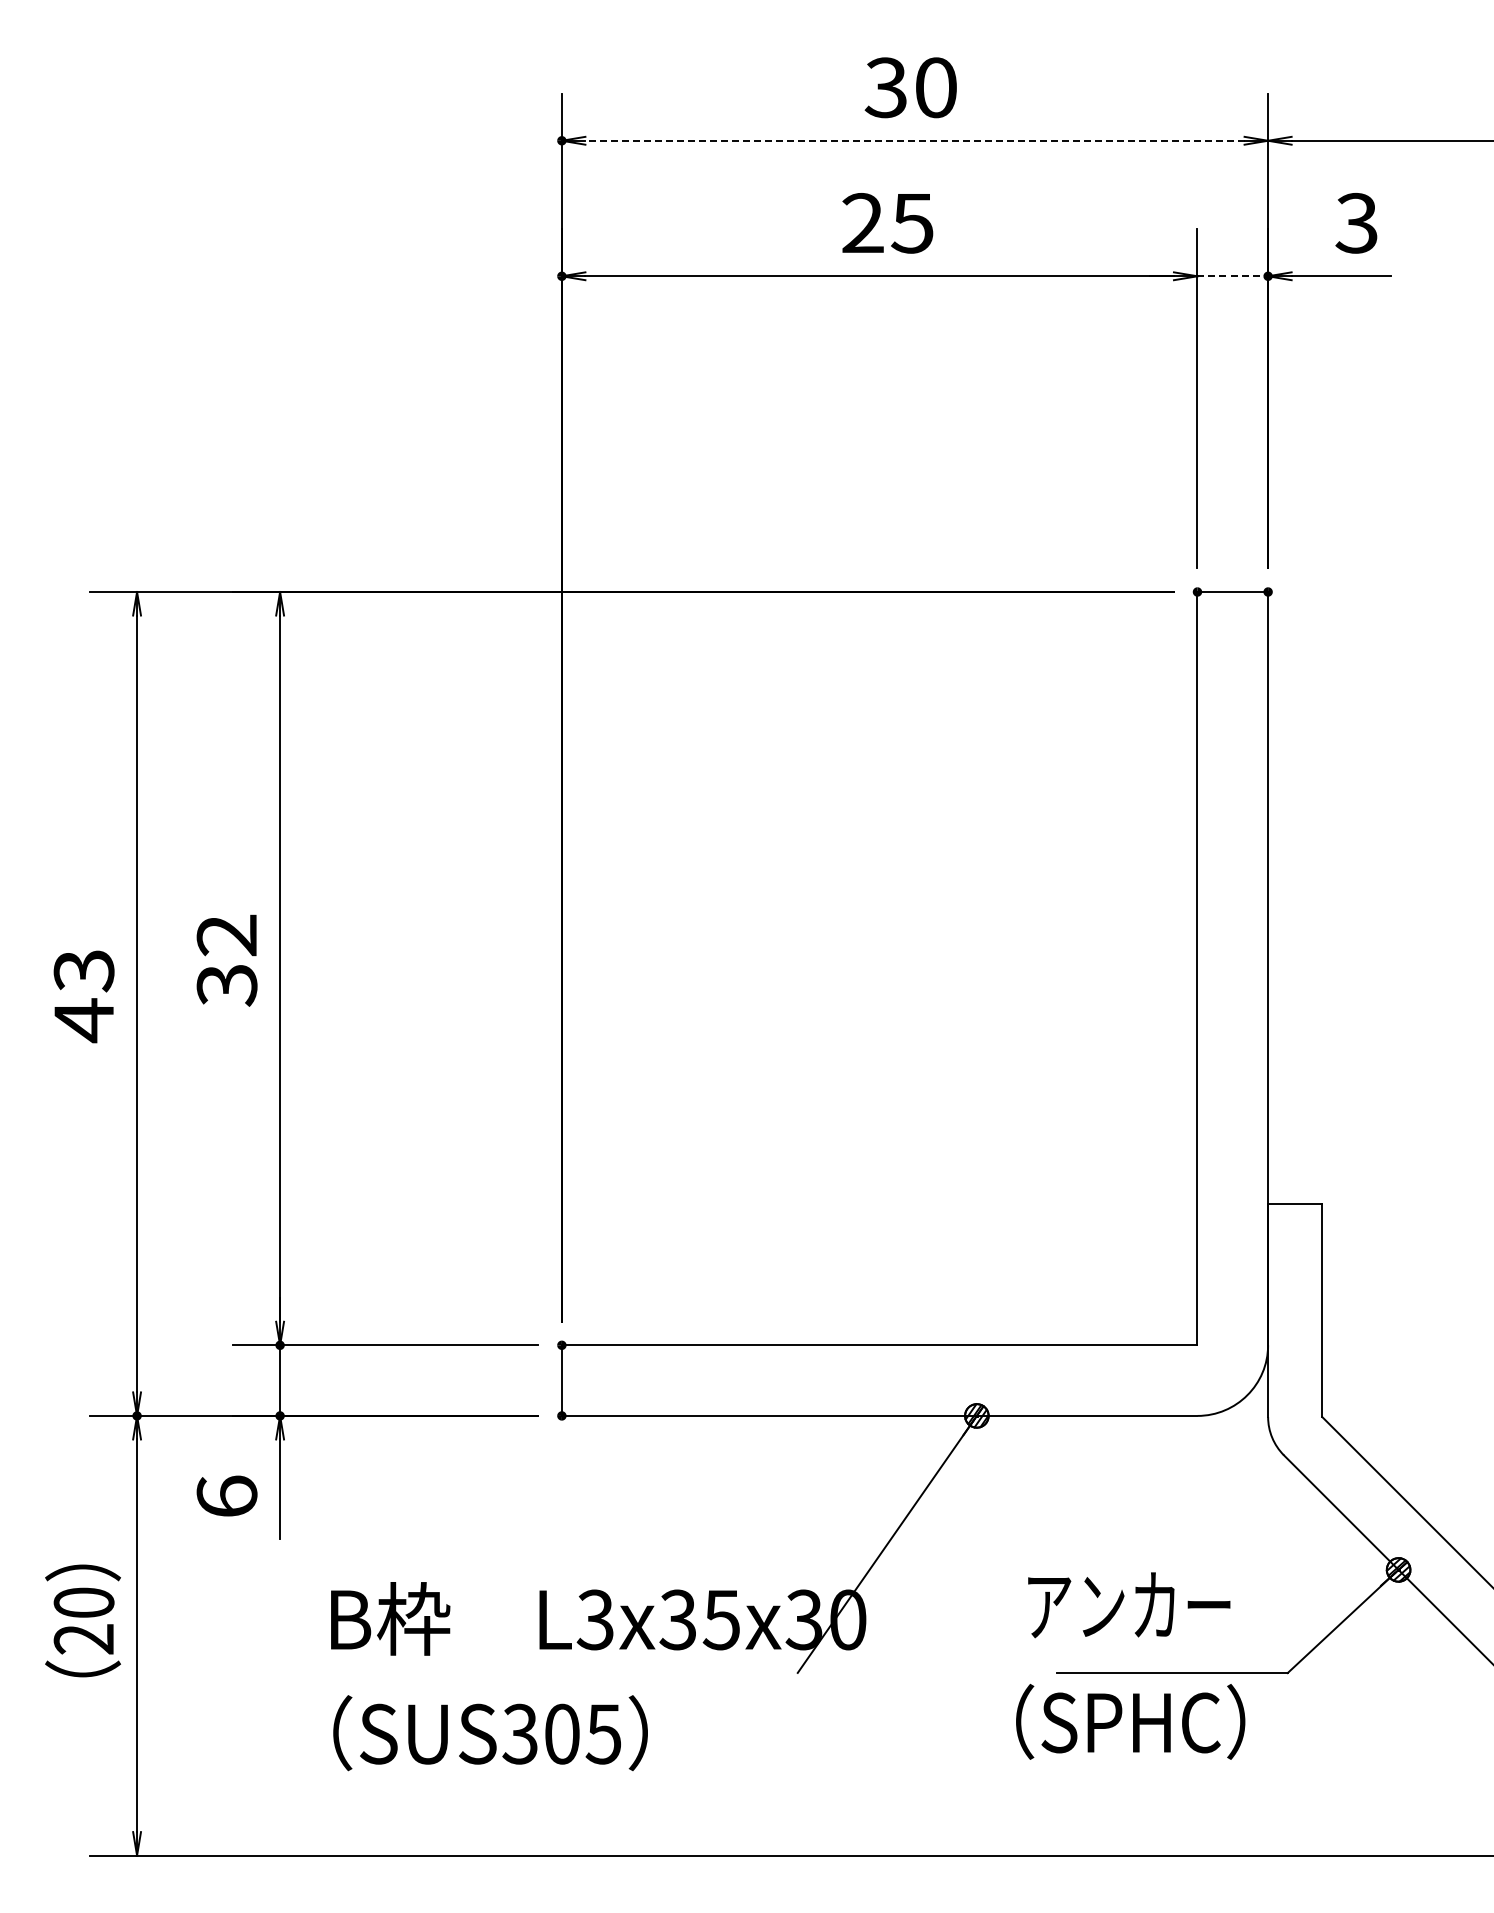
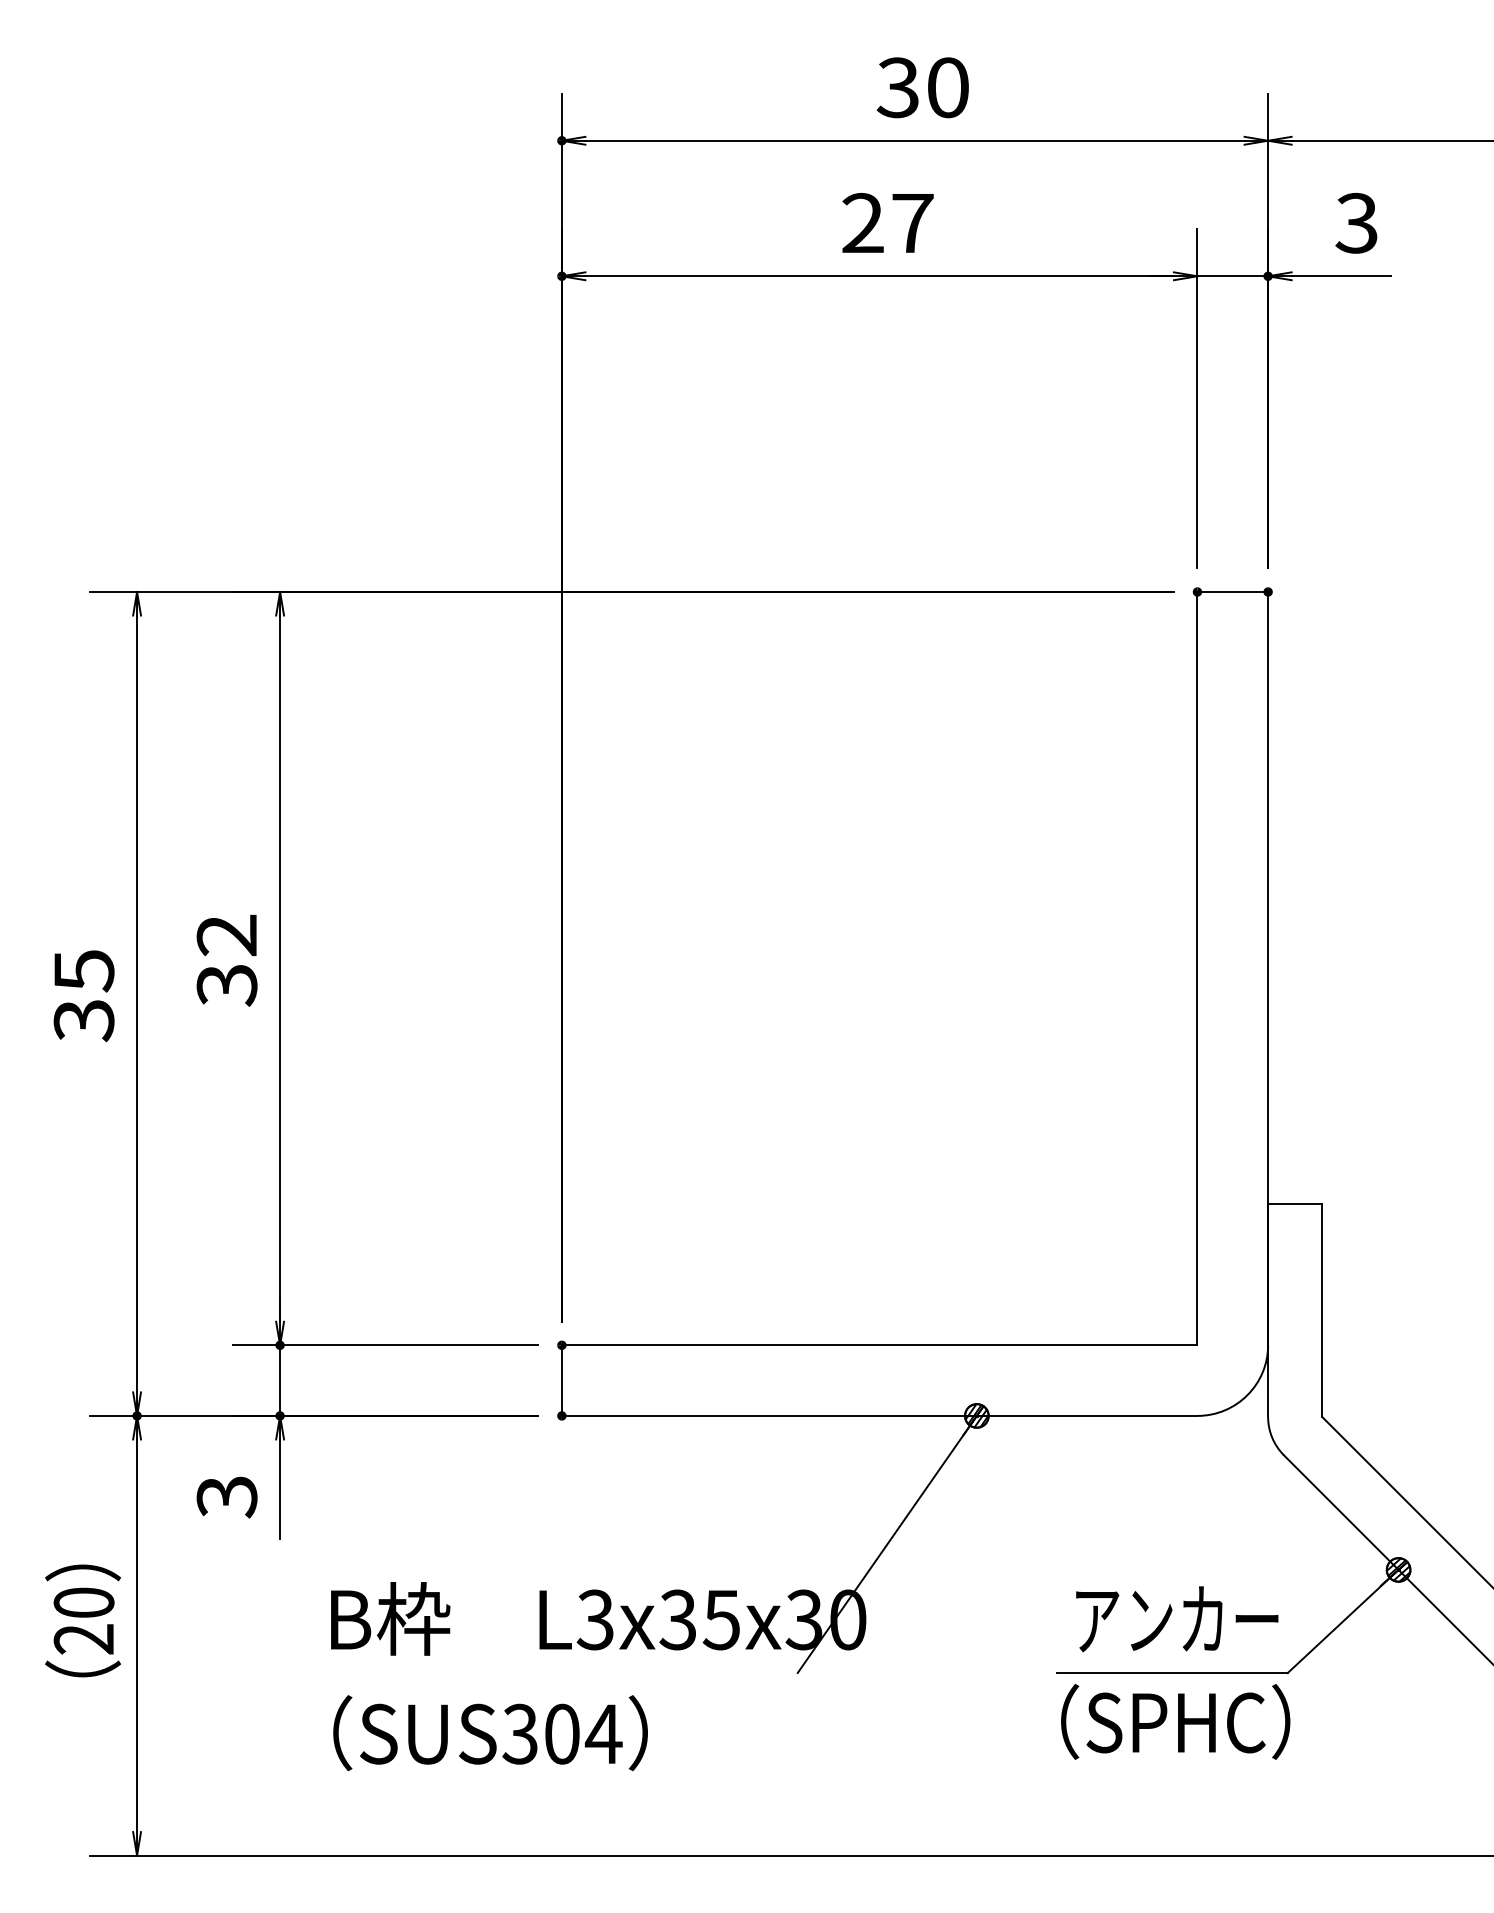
text position: (910, 87) -> (922, 87) (922, 87)
line: dashed -> solid (915, 140)
text: 25 -> 27 (912, 223)
line: dashed -> solid (1233, 276)
text: 43 -> 35 (83, 996)
text: 6 -> 3 (226, 1496)
text position: (1129, 1605) -> (1177, 1619) (1177, 1619)
text position: (1130, 1721) -> (1175, 1721) (1175, 1721)
text: SUS305 -> SUS304 (603, 1734)
